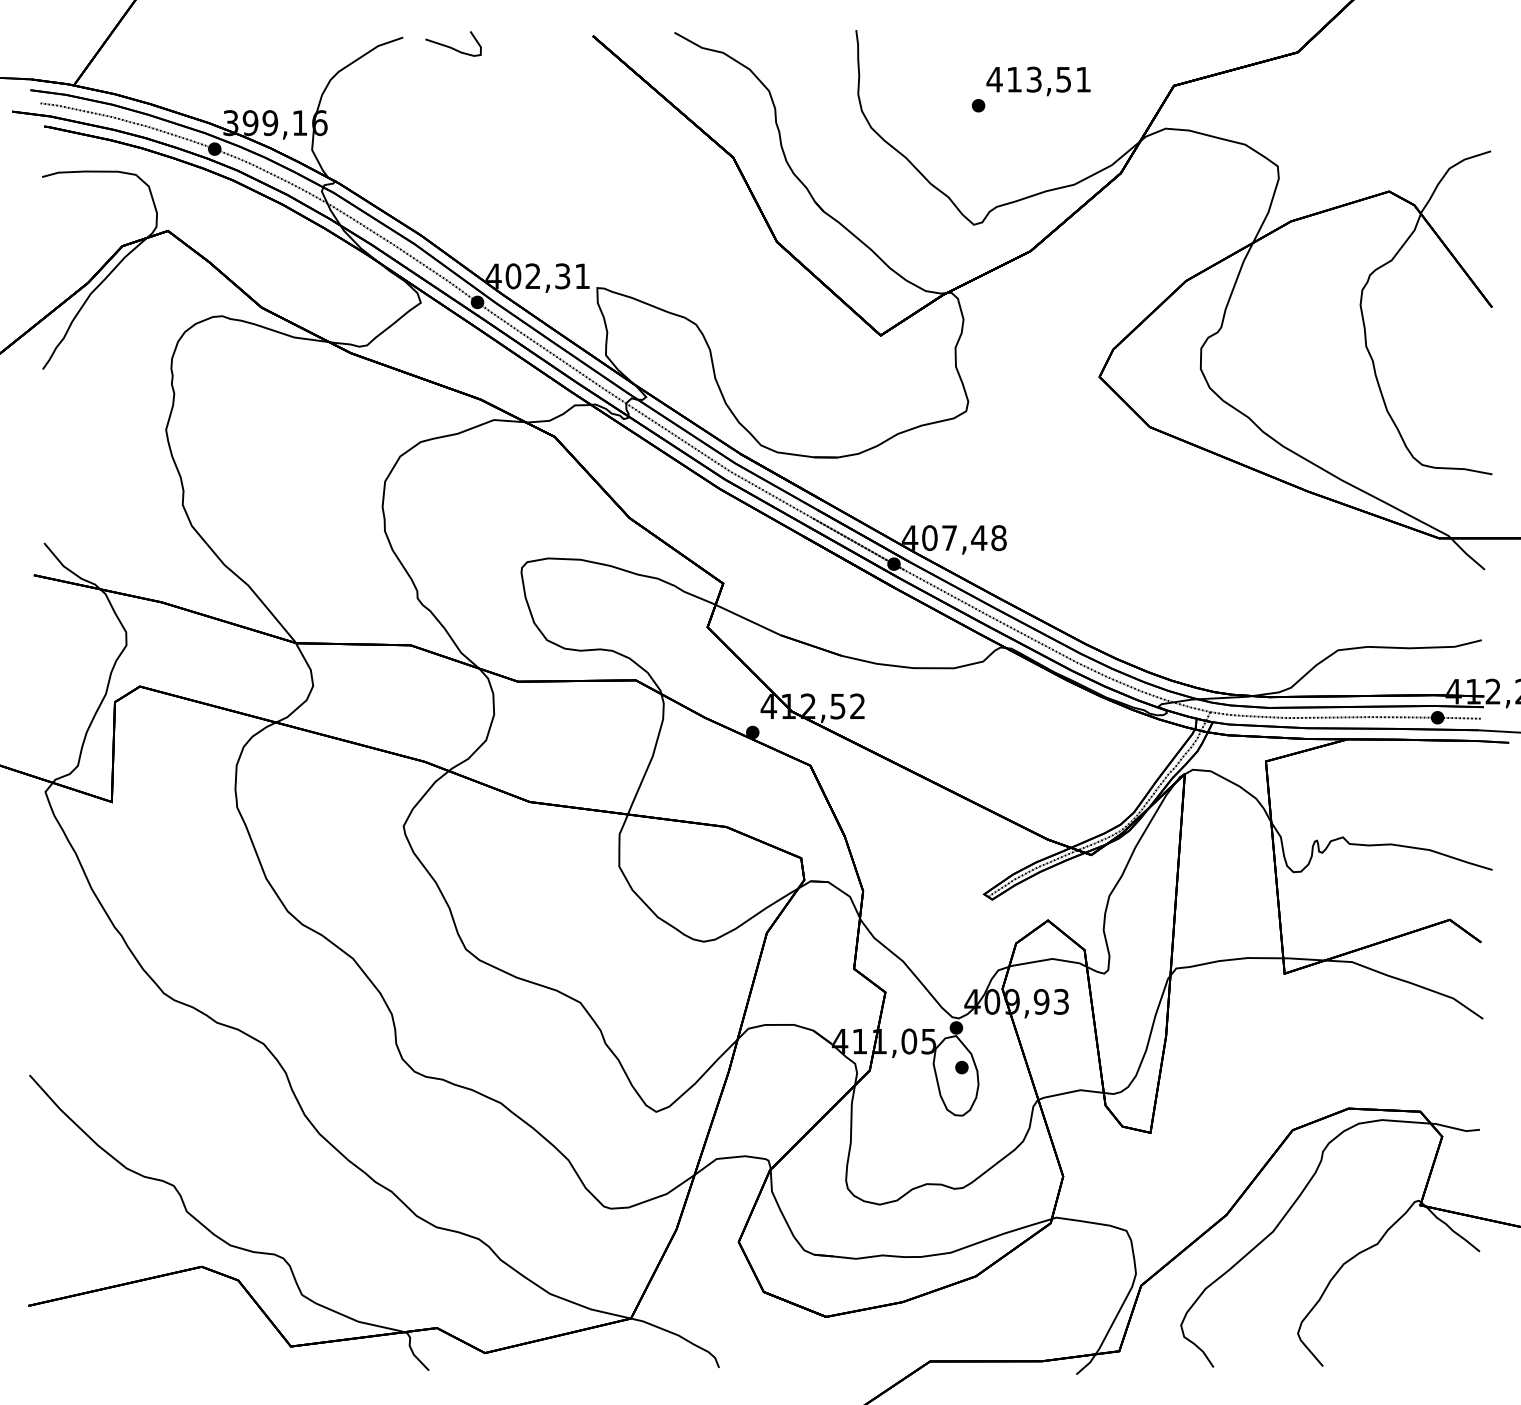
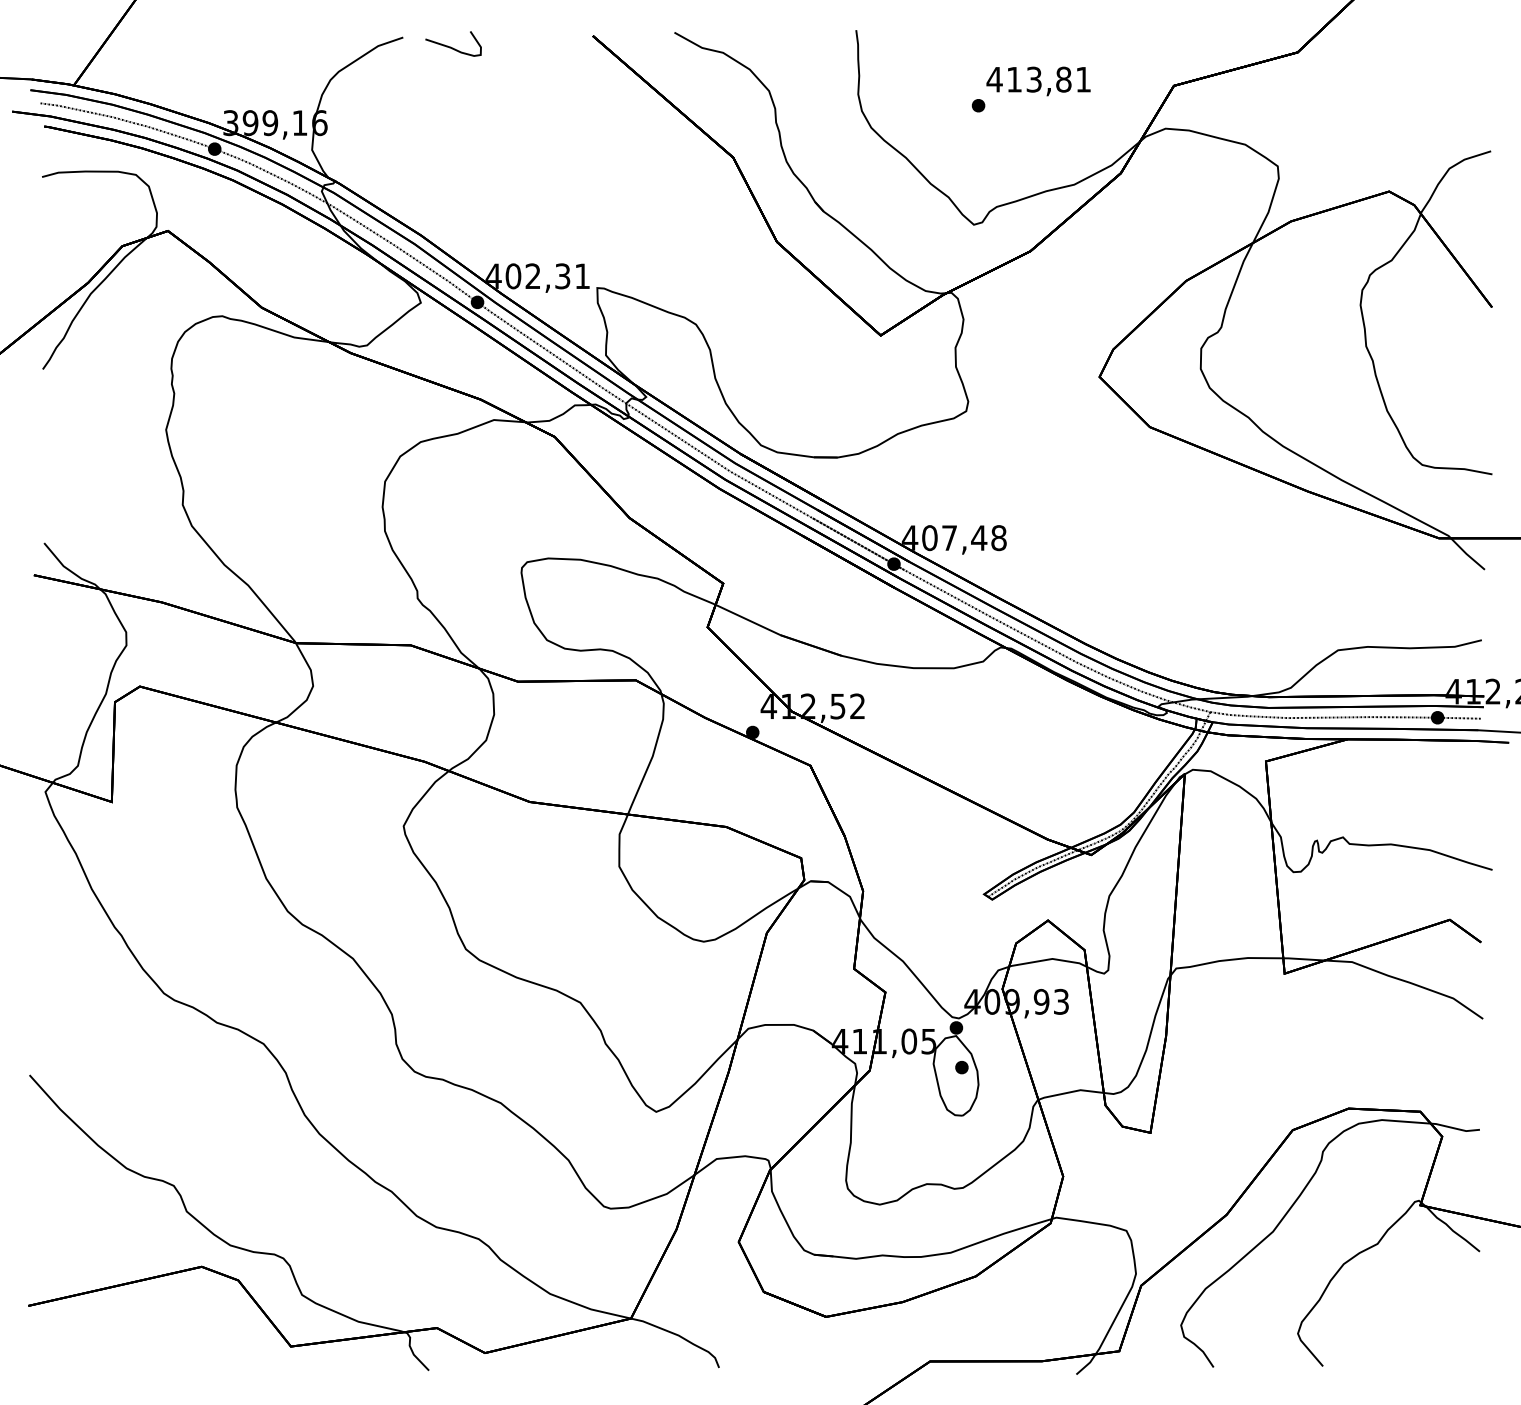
text: 413,51 -> 413,81 (1063, 79)
